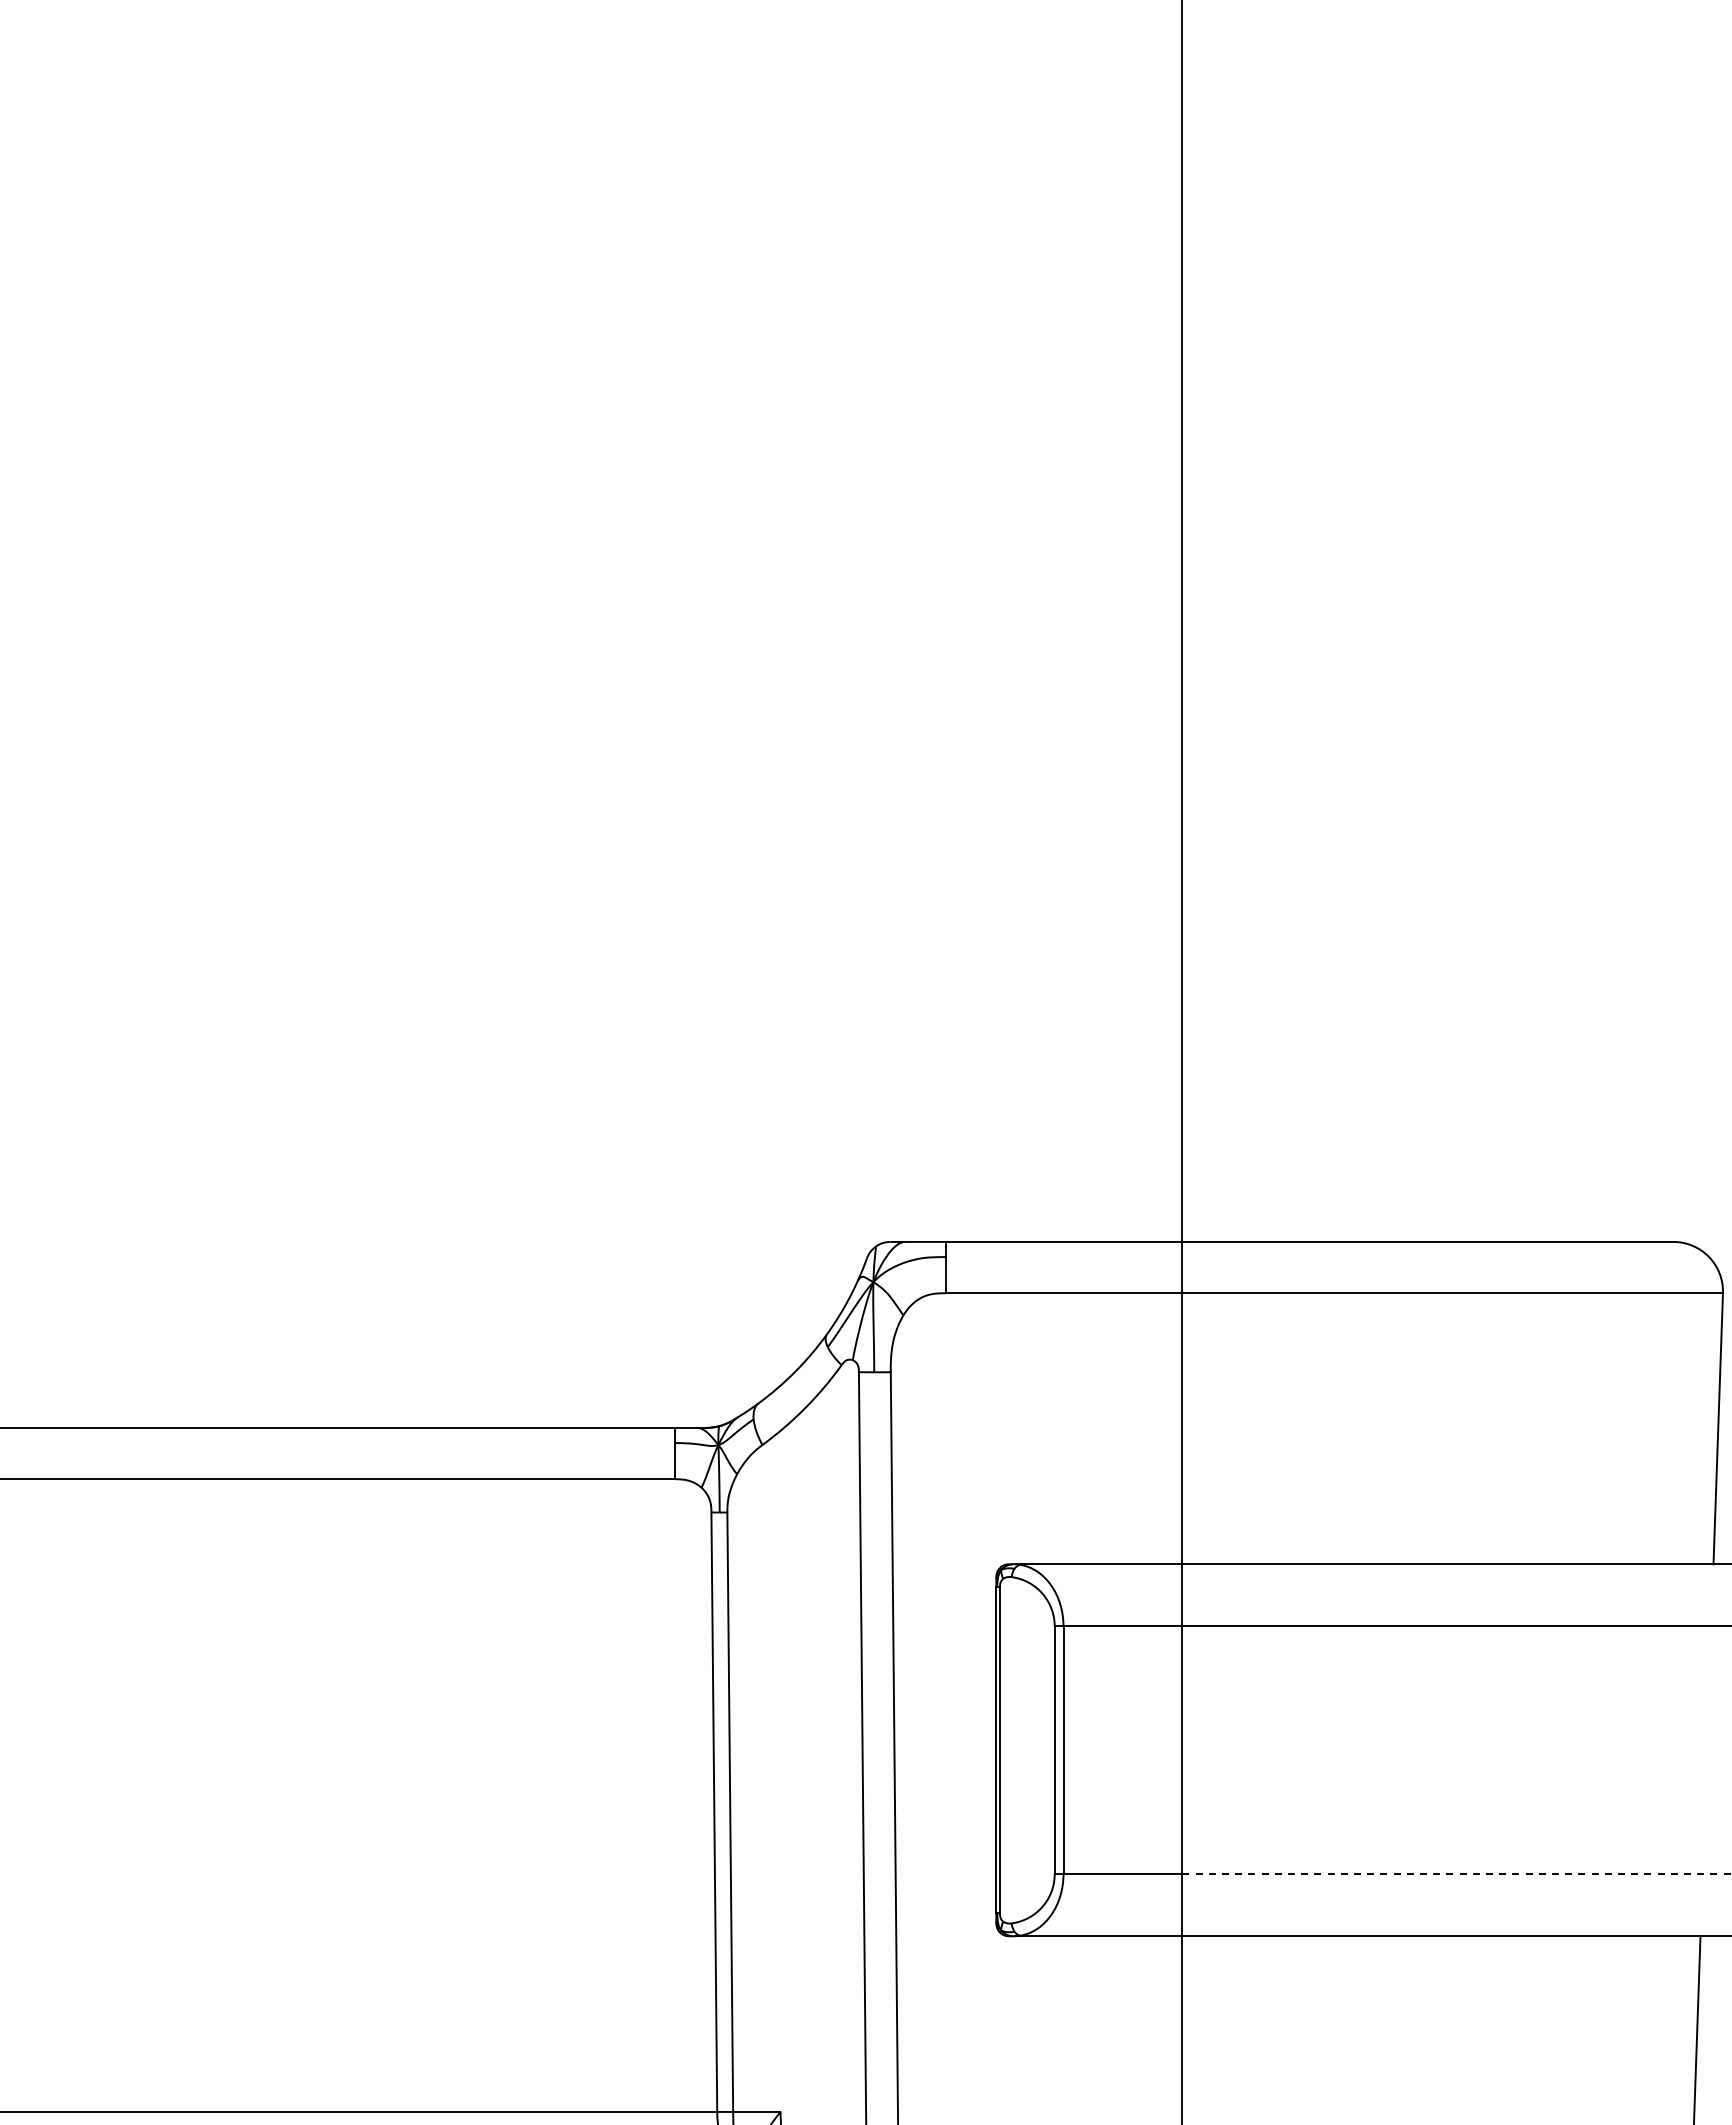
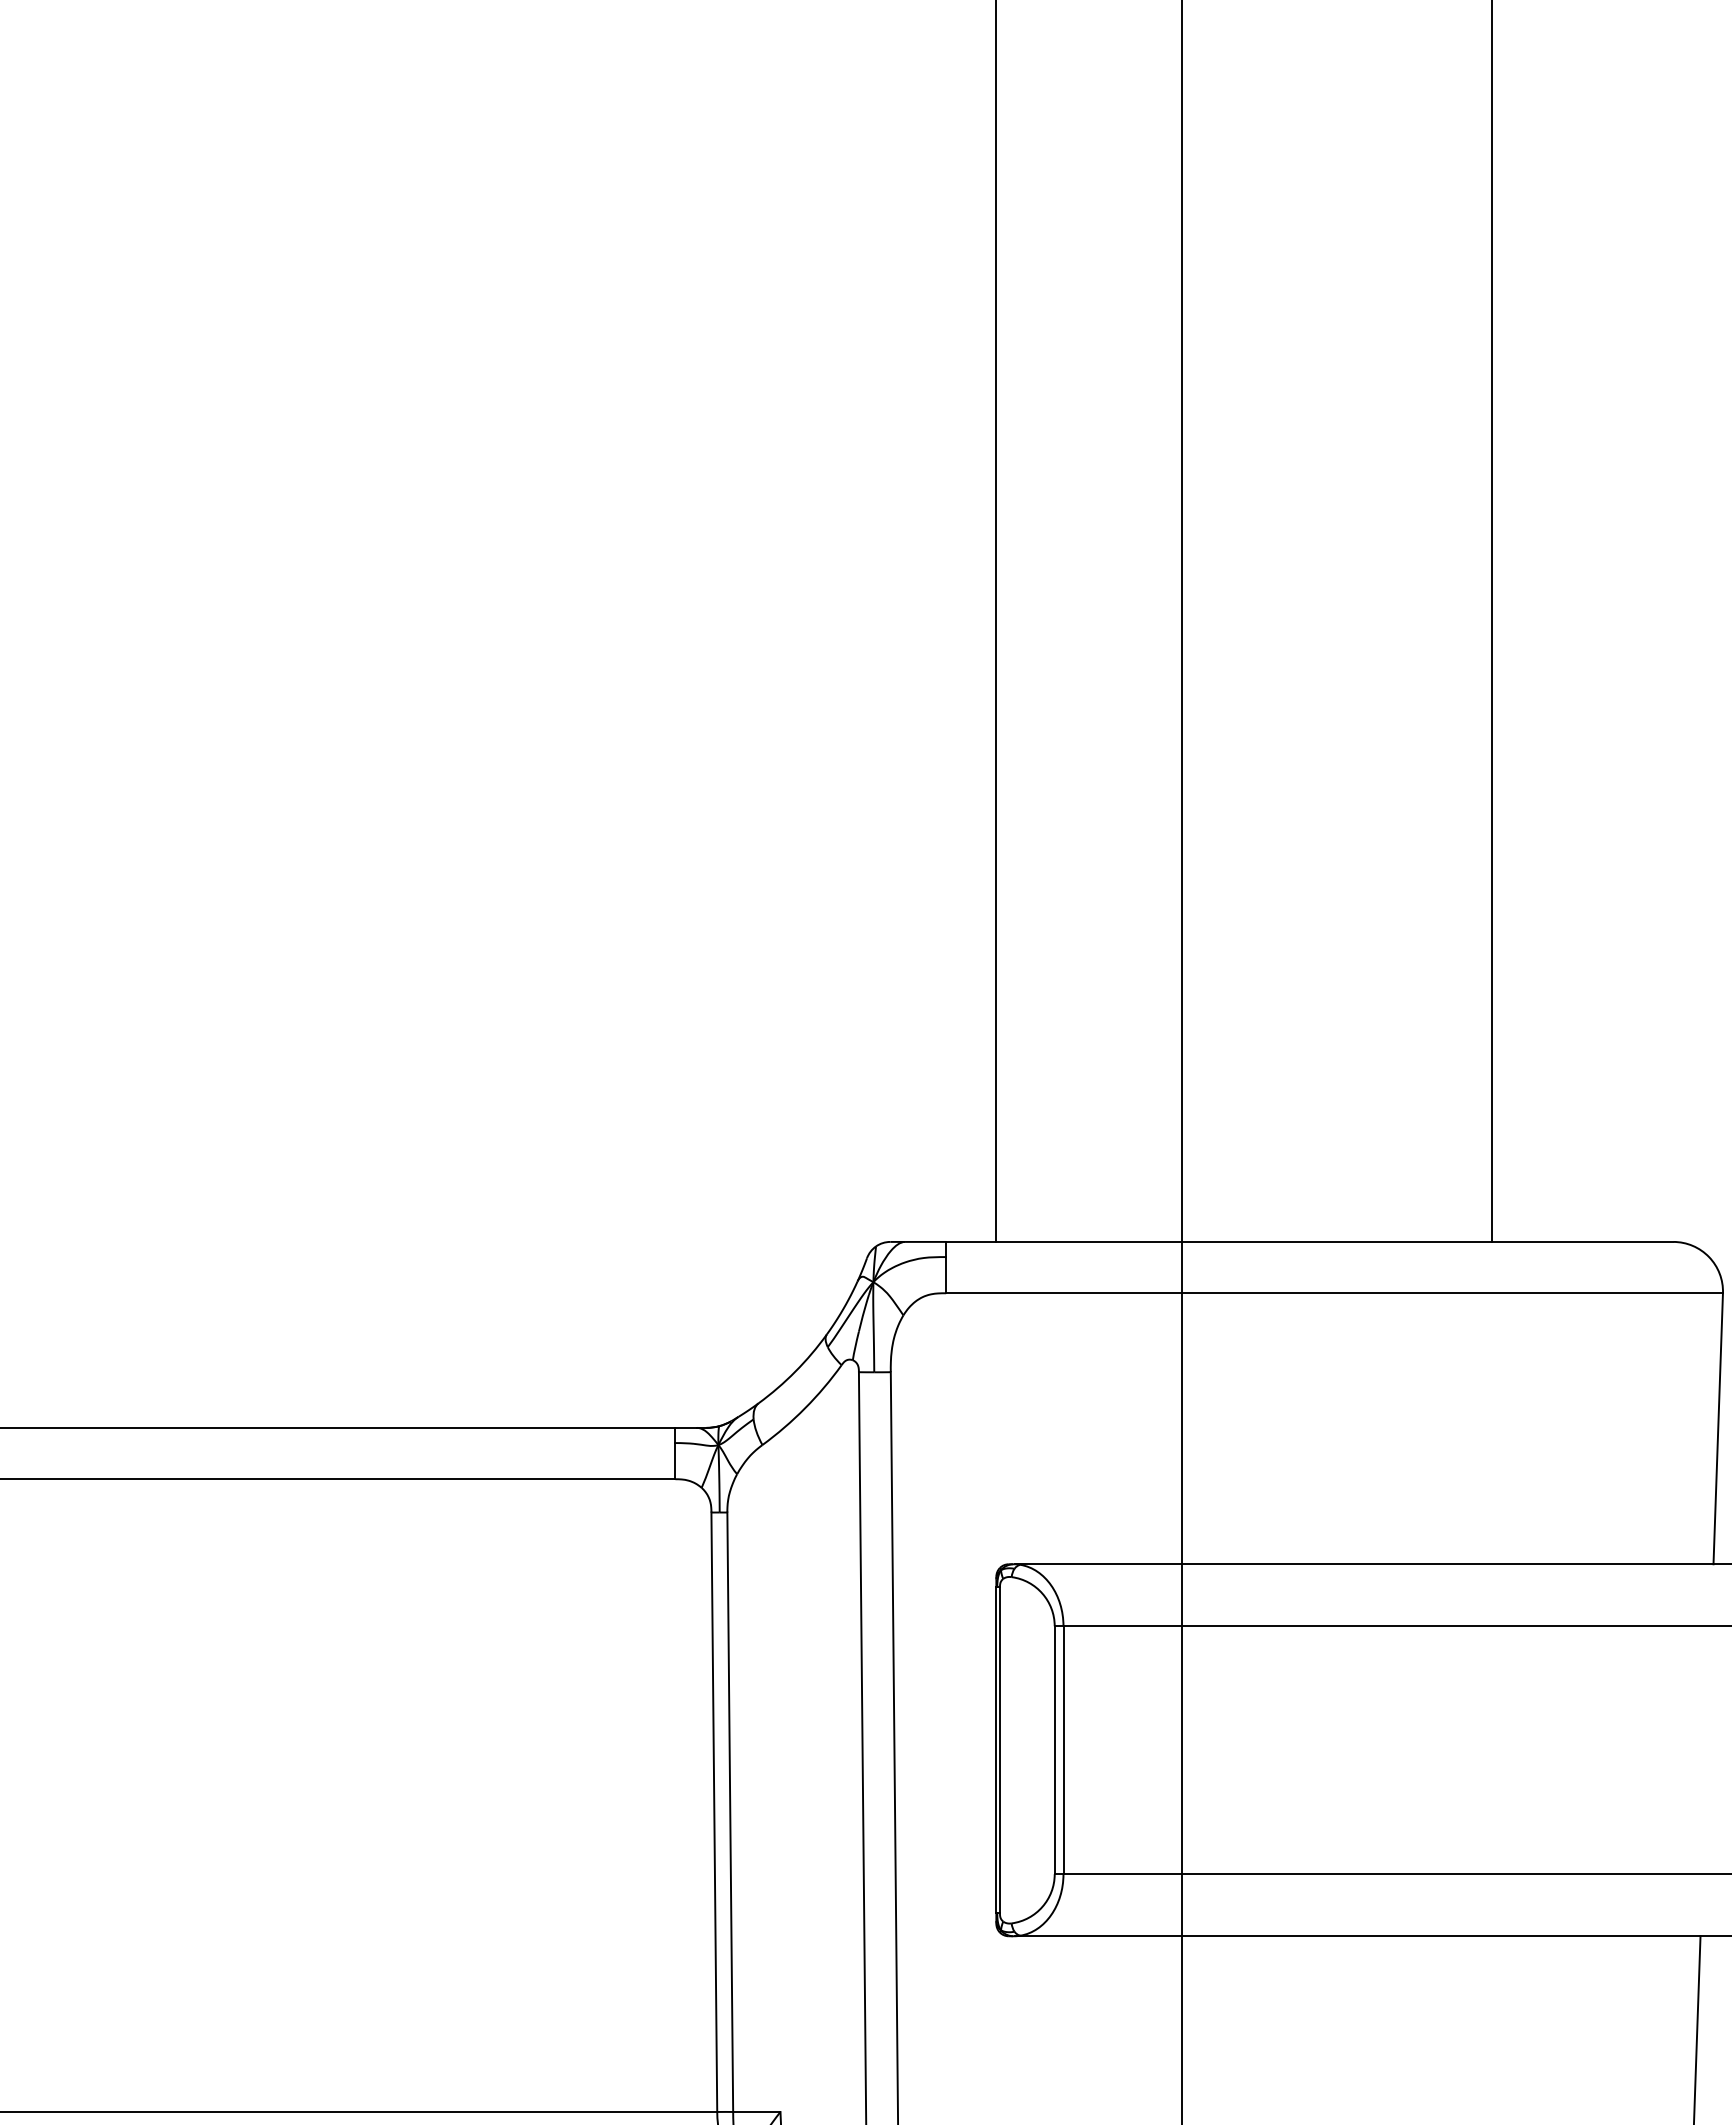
line: none -> present (996, 621)
line: none -> present (1492, 621)
line: dashed -> solid (1457, 1874)
